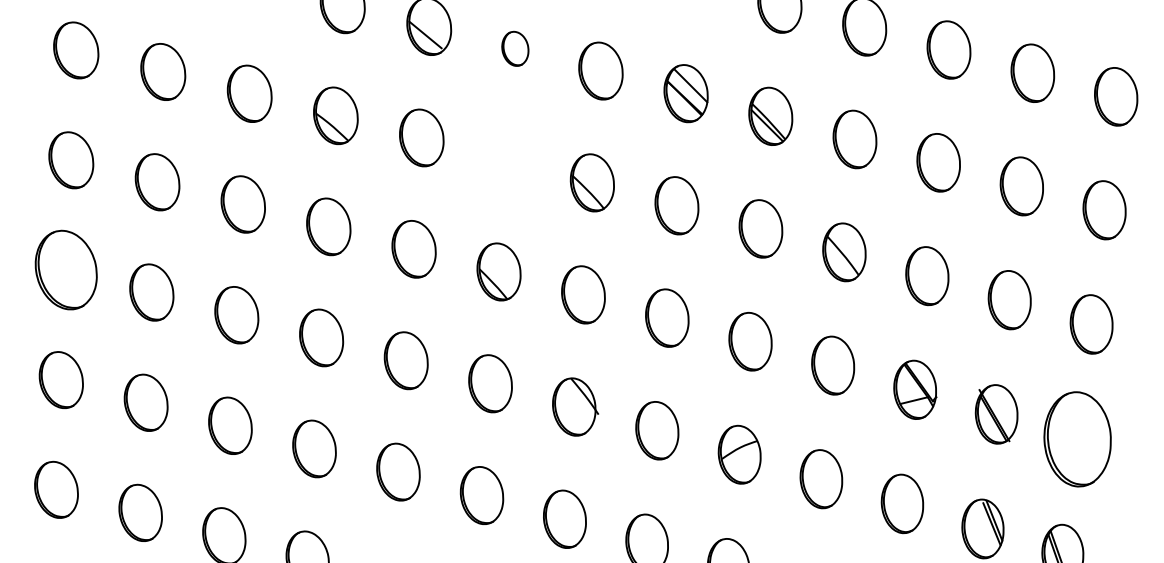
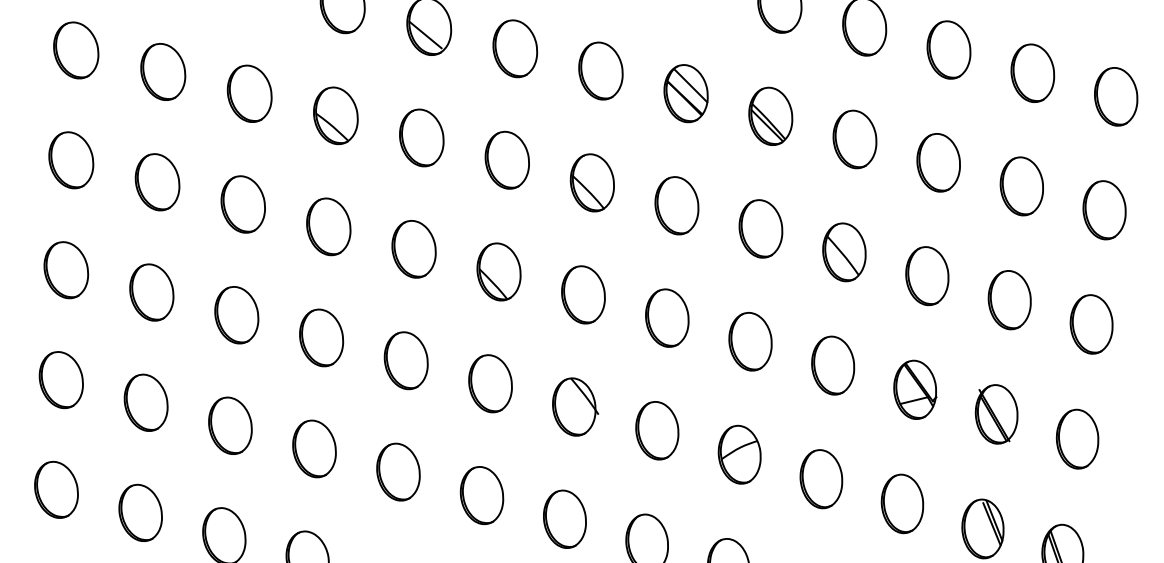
part size: 29x37 px -> 47x60 px (515, 48)
part: none -> present (506, 159)
part size: 64x82 px -> 47x59 px (66, 270)
part size: 69x97 px -> 45x62 px (1077, 438)
